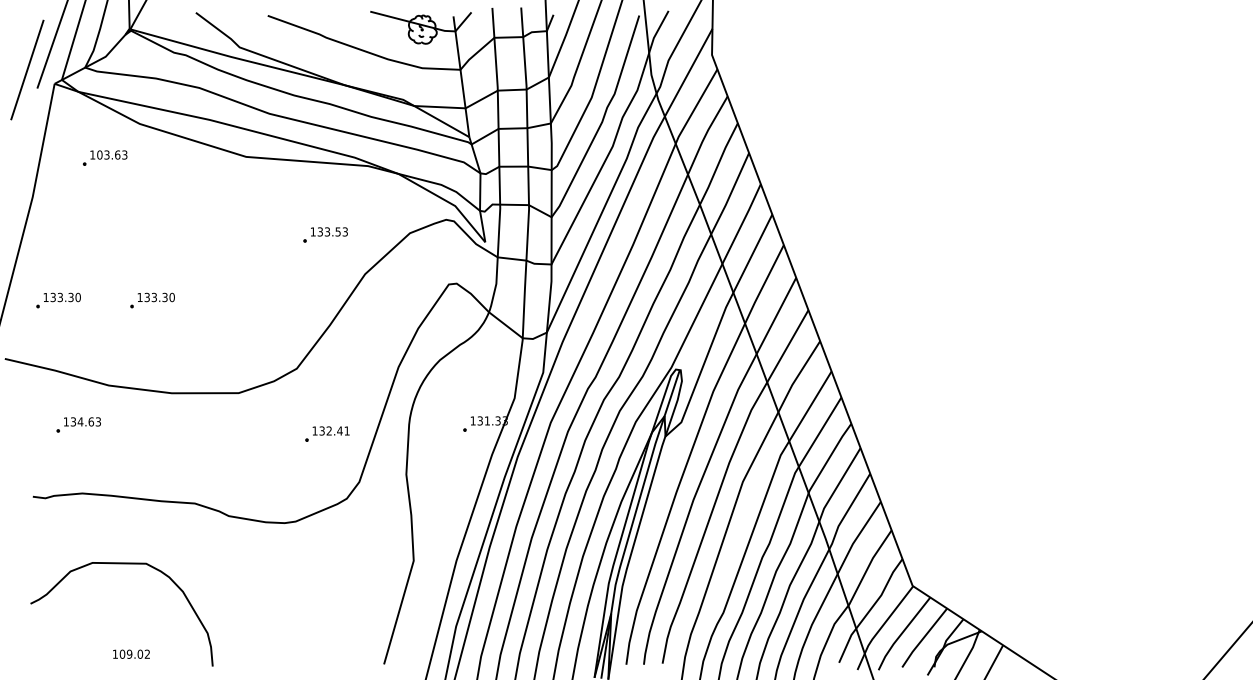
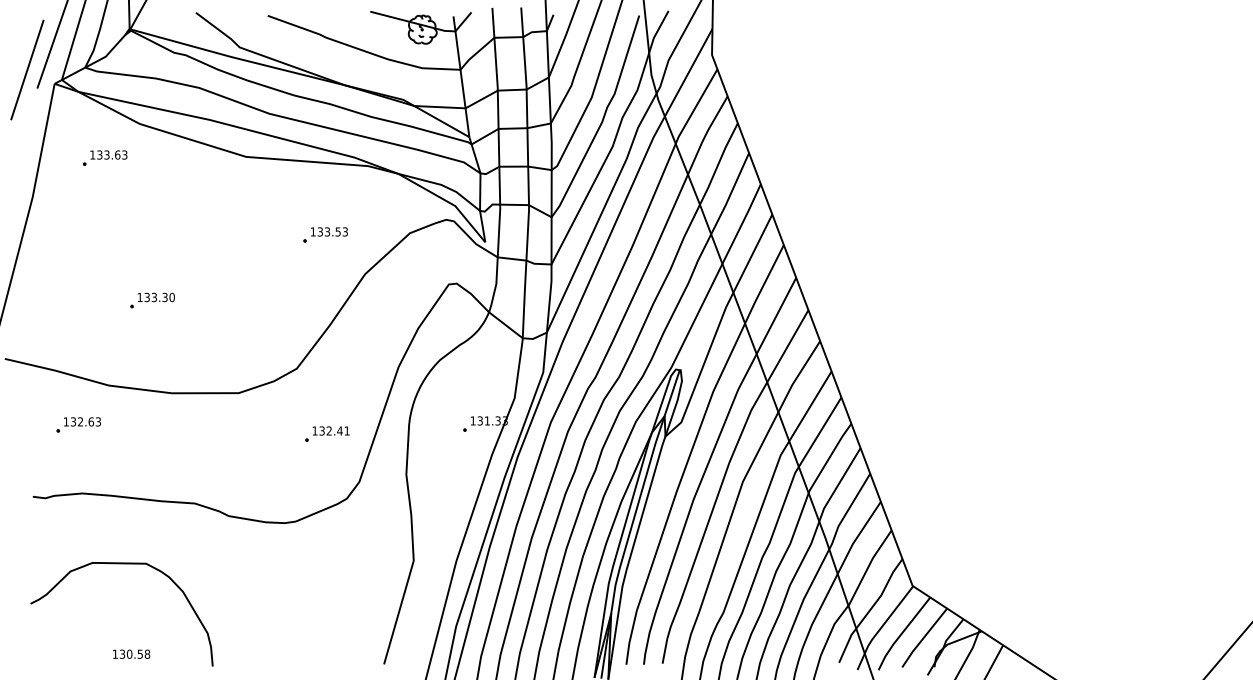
text: 103.63 -> 133.63 (99, 154)
part: present -> none (58, 300)
text: 134.63 -> 132.63 (80, 421)
text: 109.02 -> 130.58 (134, 653)
